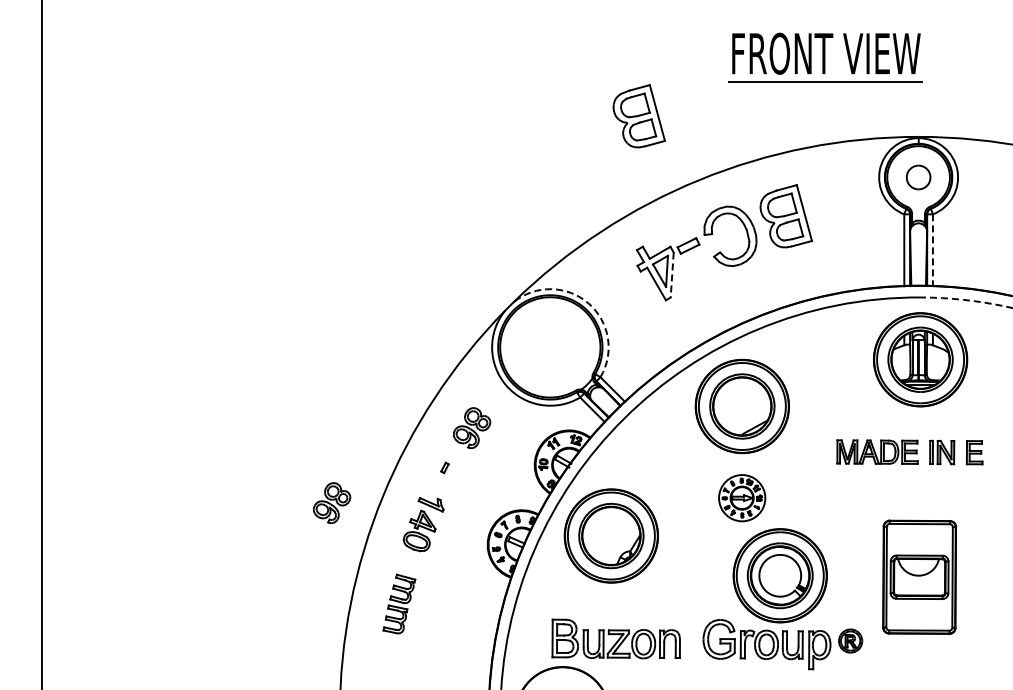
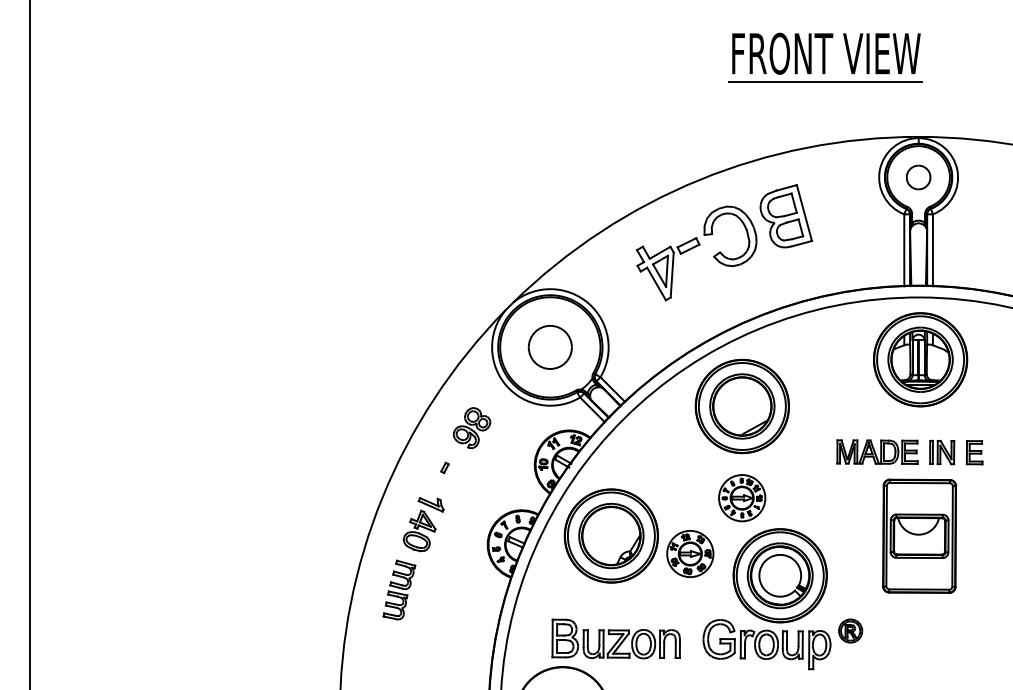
part: present -> none (638, 116)
line: dashed -> solid (932, 250)
line: dashed -> solid (672, 275)
arc: dashed -> solid (966, 300)
arc: dashed -> solid (588, 303)
line position: (42, 344) -> (30, 344) (30, 344)
part: none -> present (549, 347)
part: present -> none (331, 503)
part: none -> present (690, 553)
part position: (919, 576) -> (919, 535) (919, 535)
part position: (399, 603) -> (399, 589) (399, 589)
part position: (850, 640) -> (850, 630) (850, 630)
